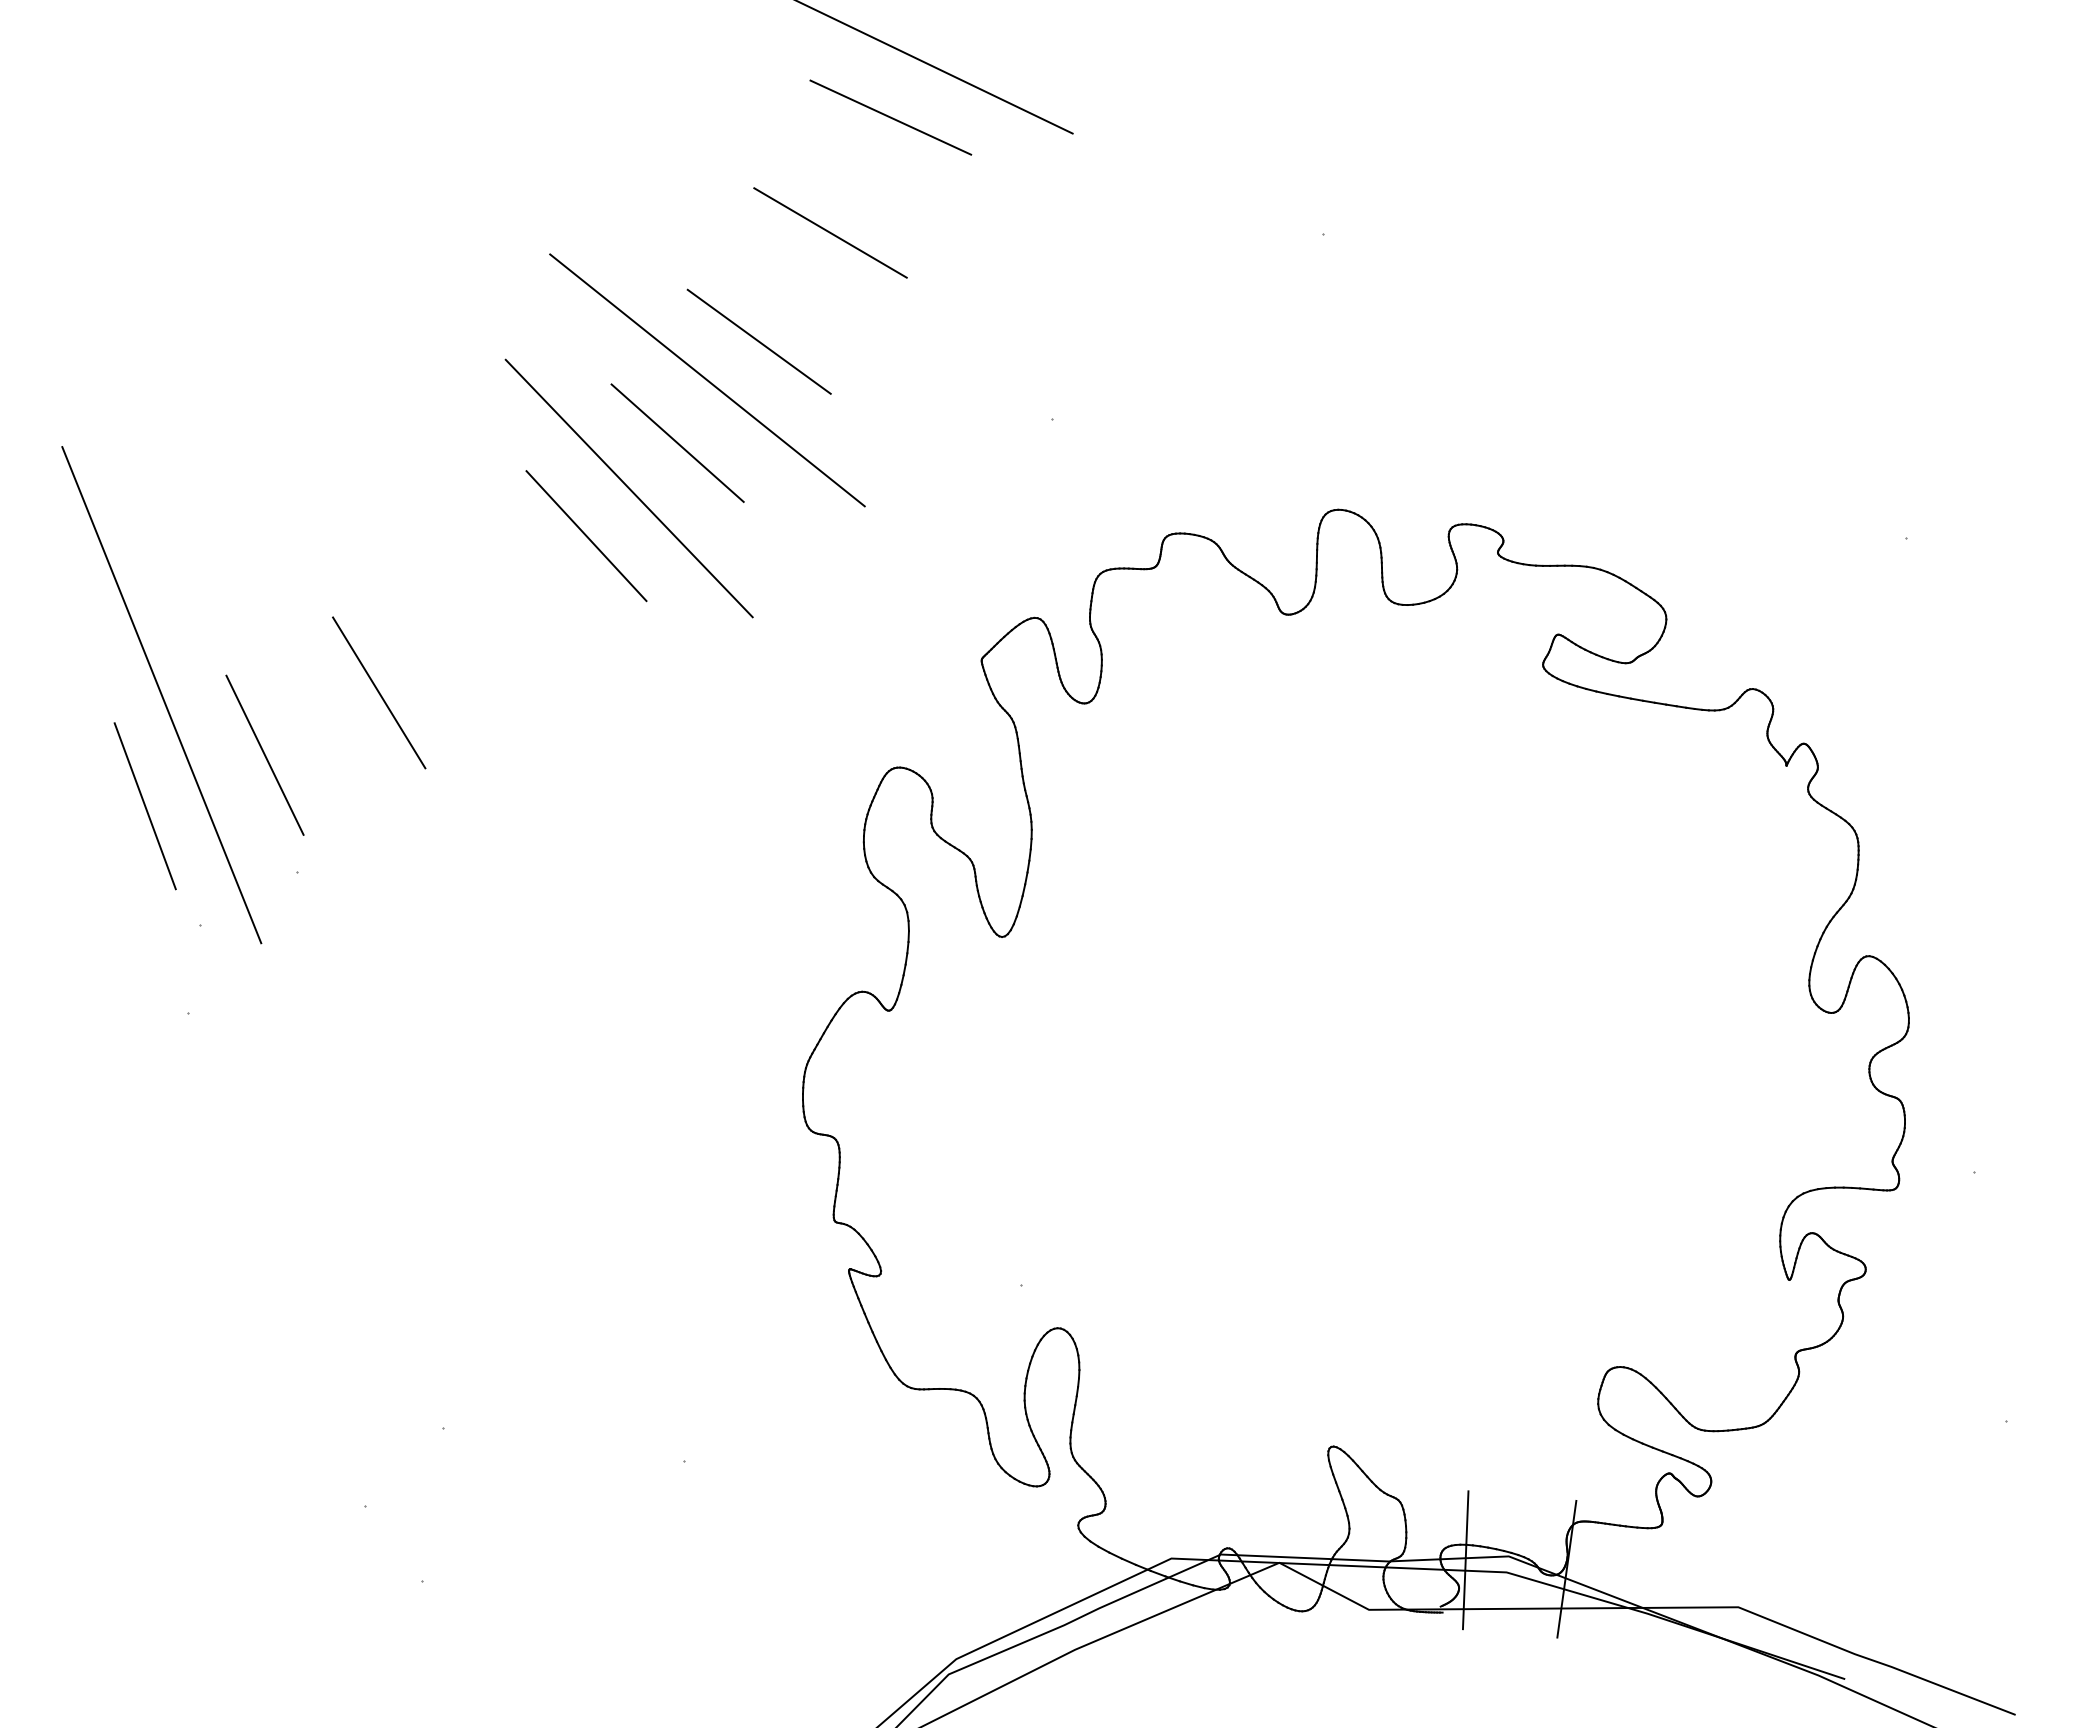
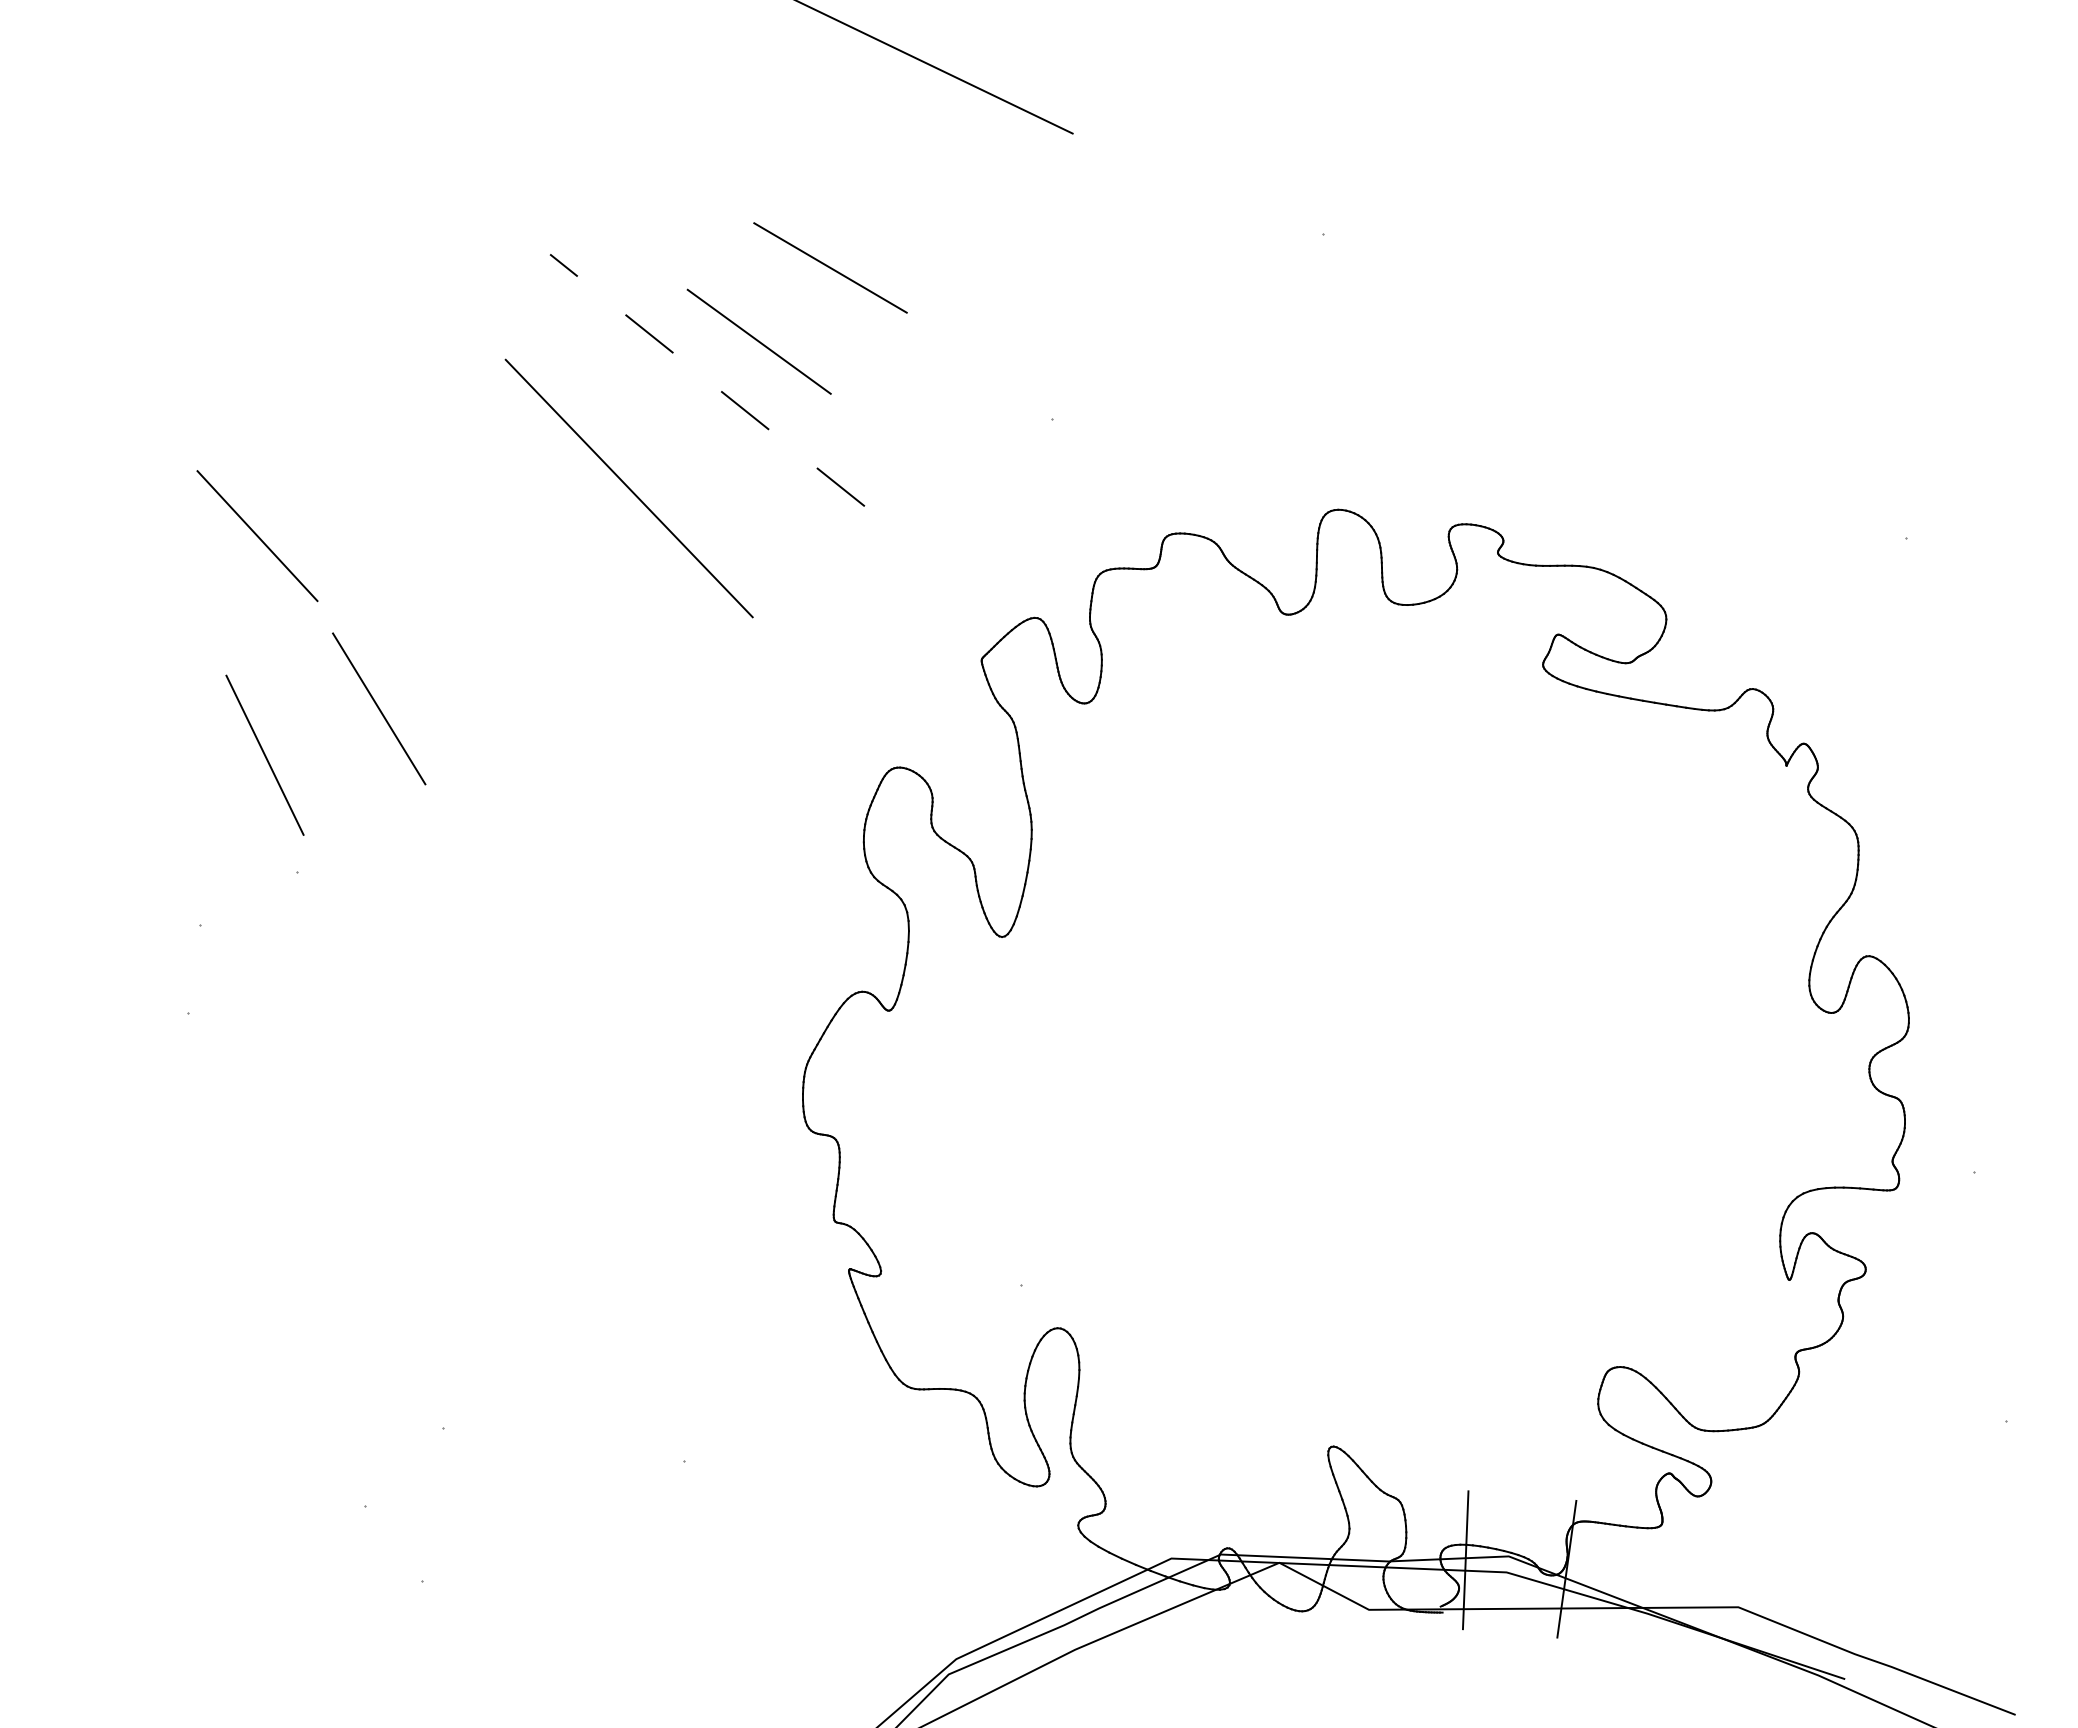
line: present -> none (890, 117)
line position: (830, 232) -> (830, 267) (830, 267)
line: solid -> dashed (707, 380)
line: present -> none (677, 442)
line position: (586, 536) -> (257, 536) (257, 536)
line position: (379, 692) -> (379, 708) (379, 708)
line: present -> none (161, 695)
line: present -> none (144, 806)
